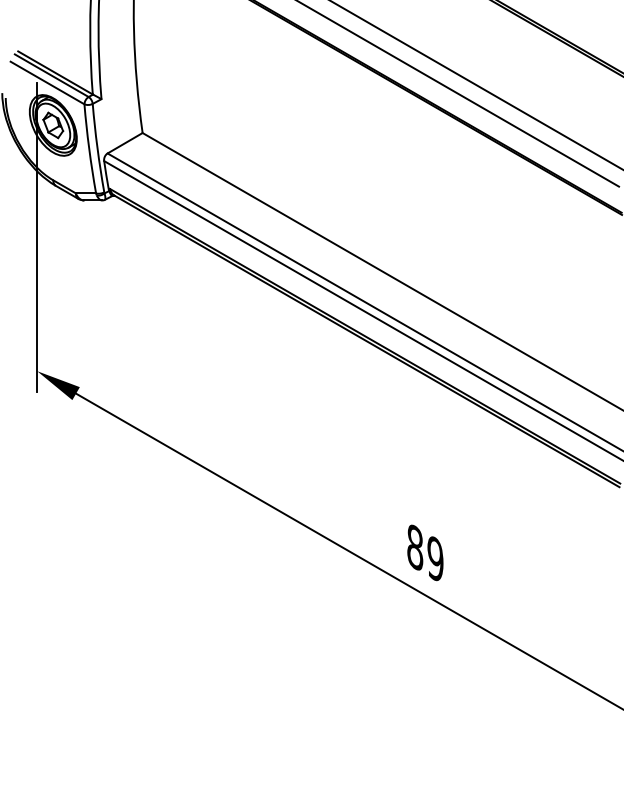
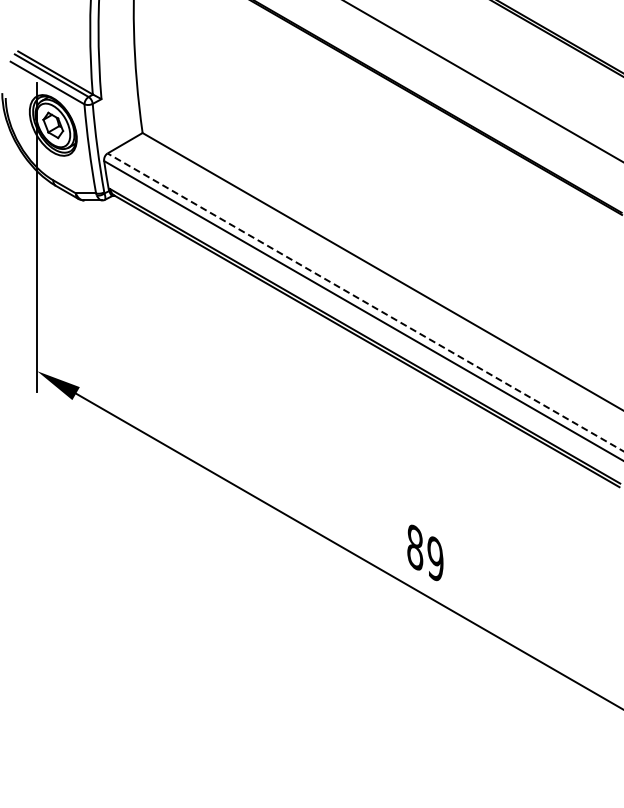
line position: (476, 85) -> (483, 81) (483, 81)
line: present -> none (459, 94)
line: solid -> dashed (365, 302)
